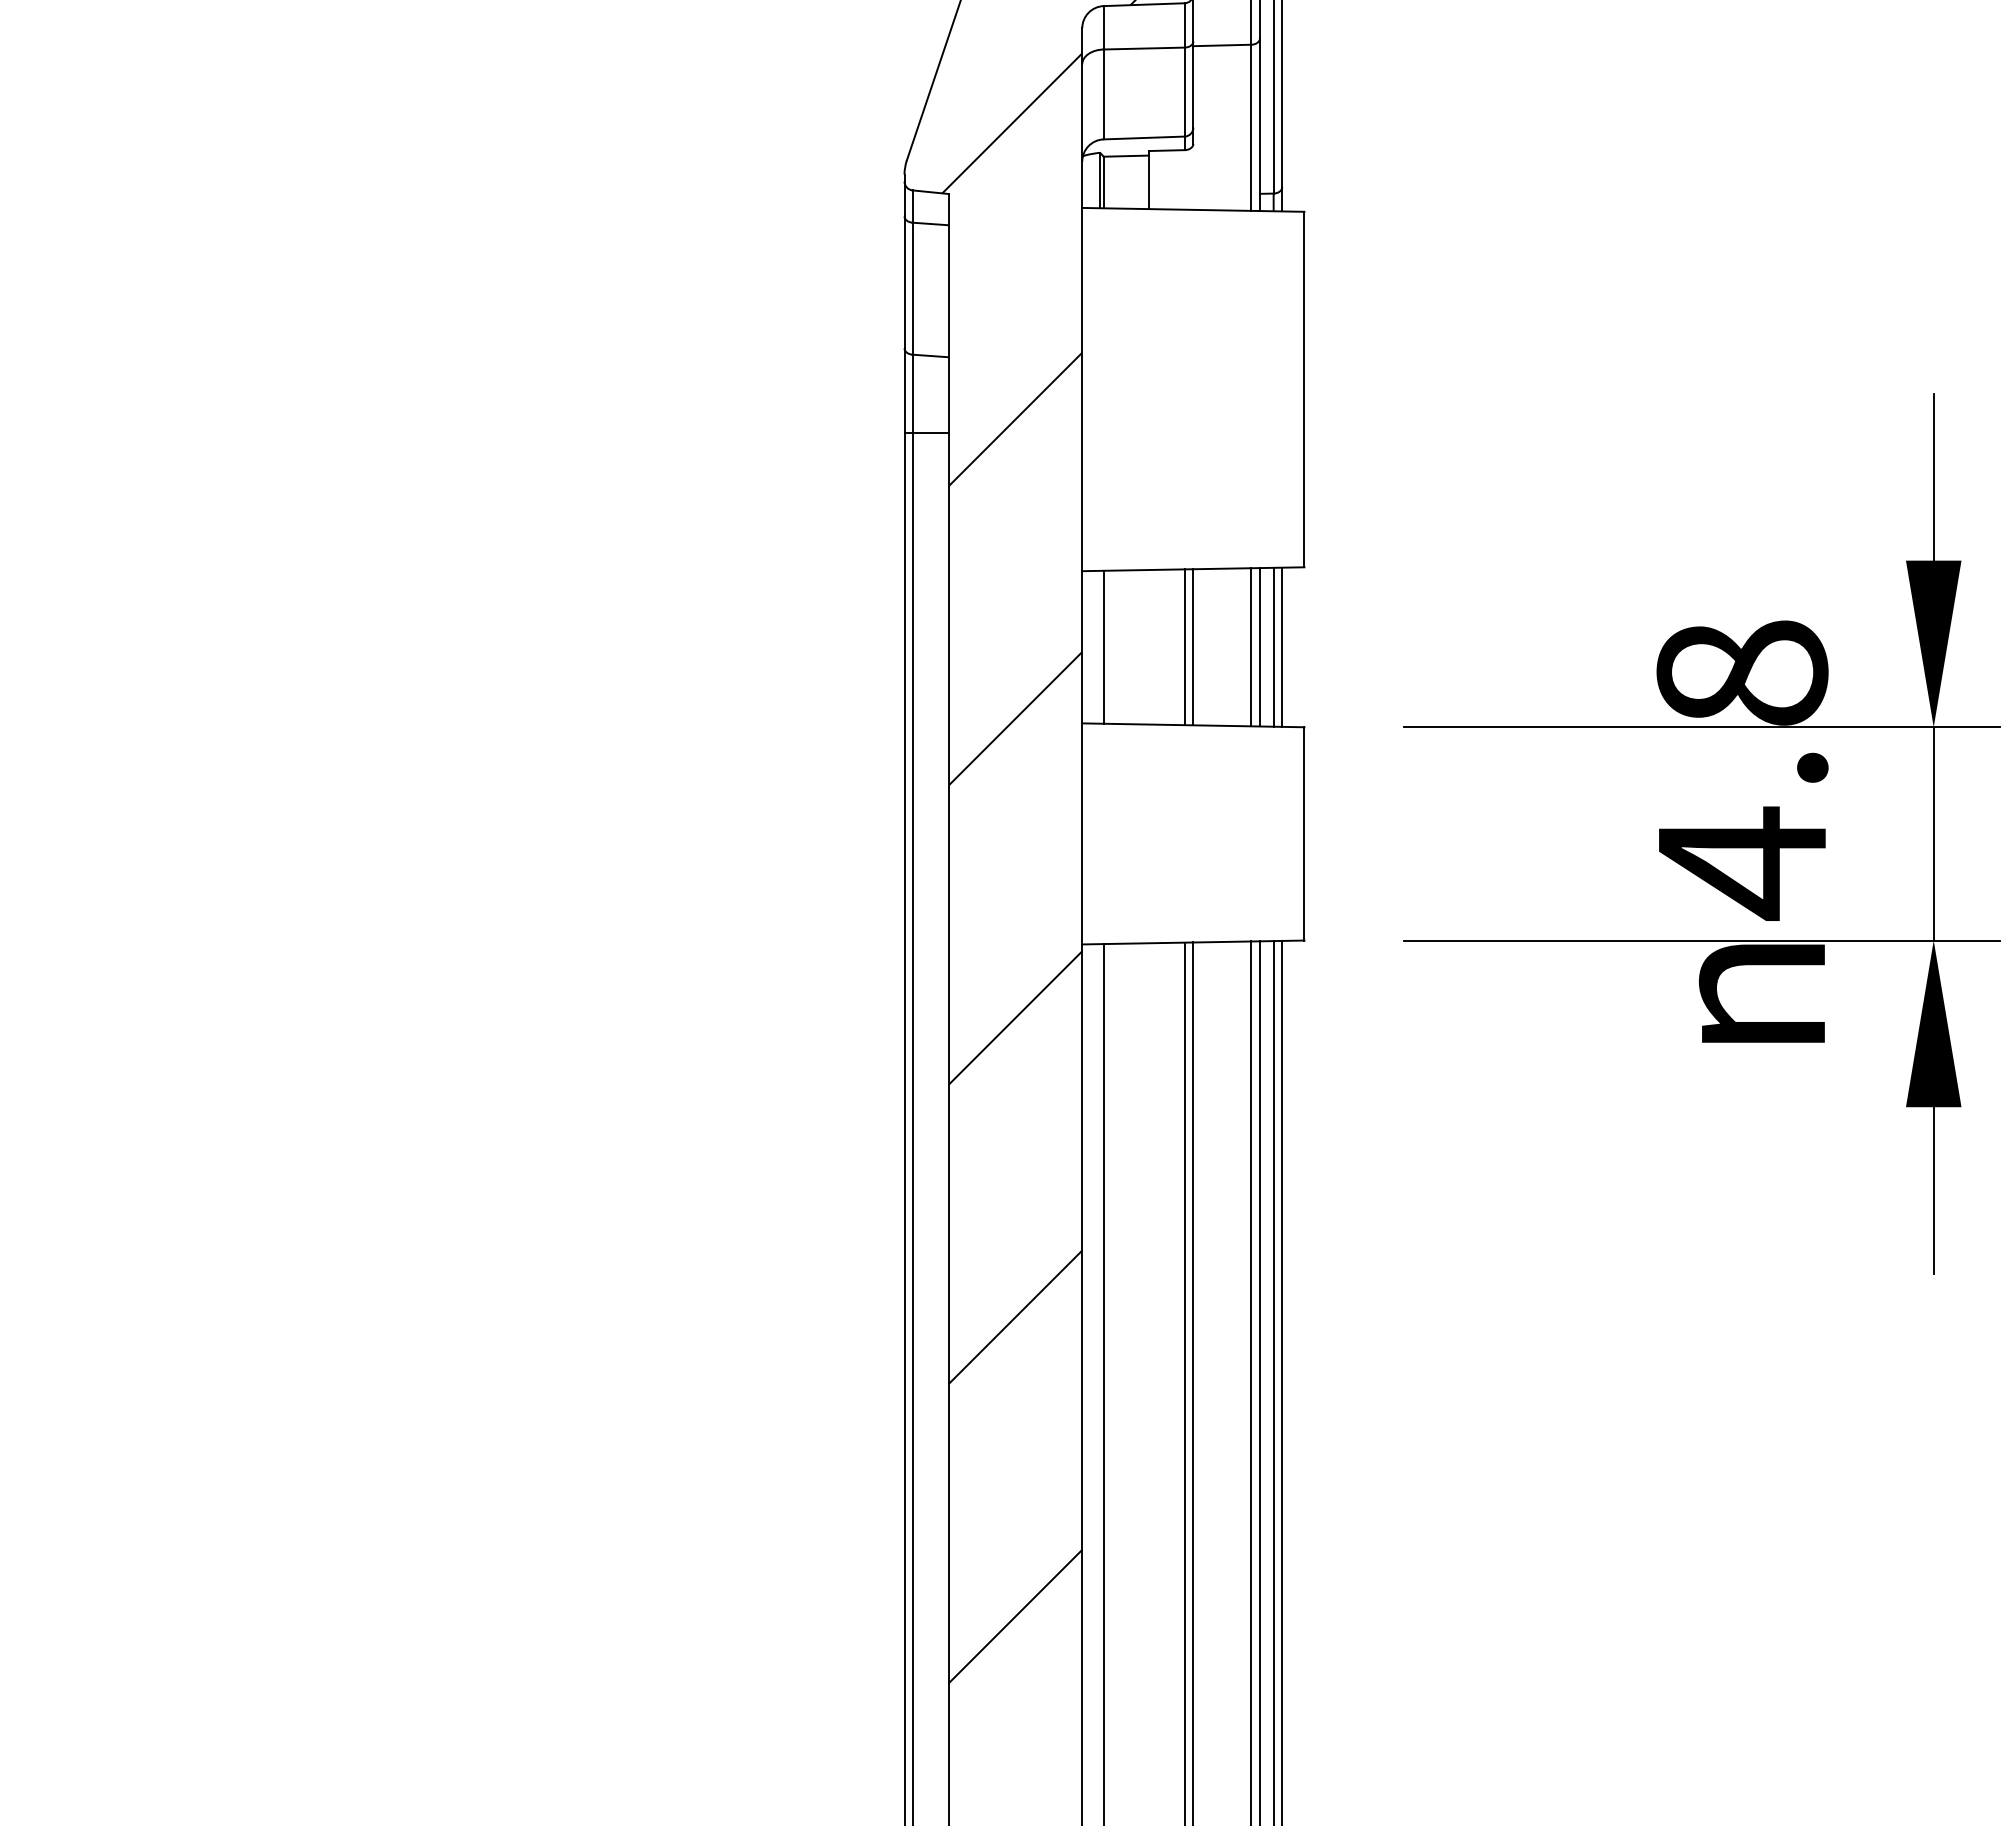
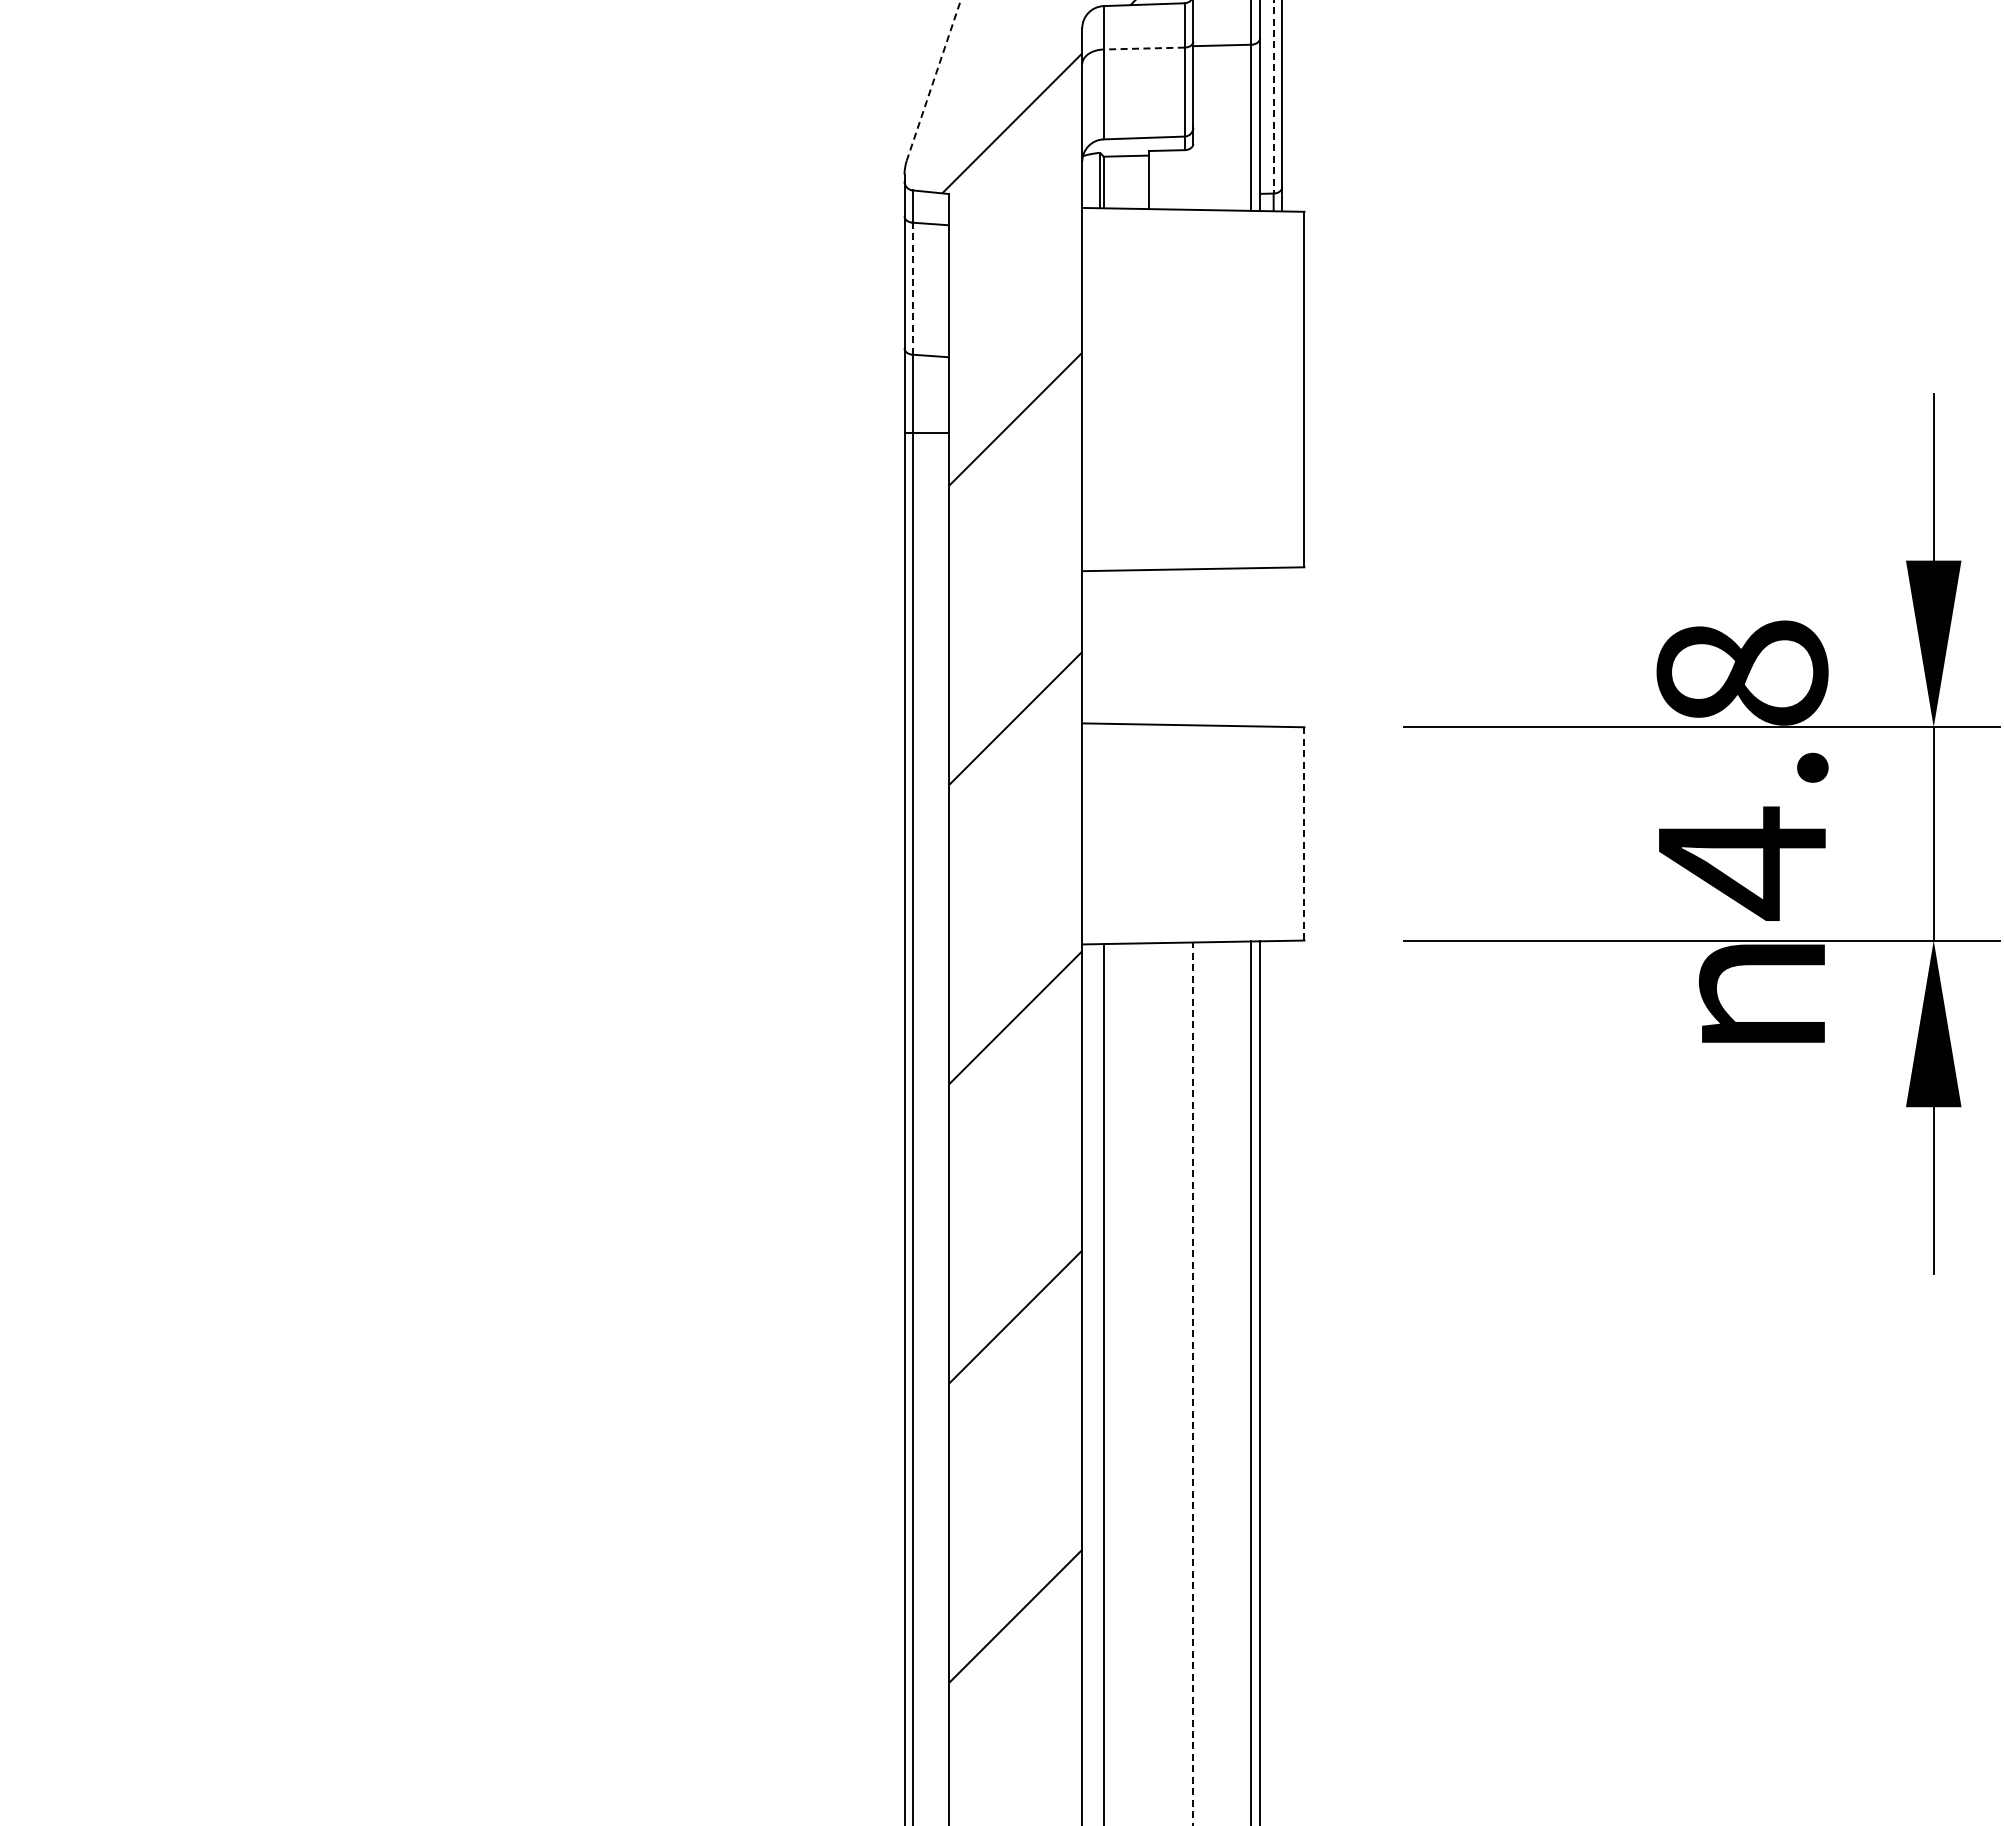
line: solid -> dashed (1144, 48)
line: solid -> dashed (933, 80)
line: solid -> dashed (1273, 97)
line: solid -> dashed (912, 288)
line: present -> none (1103, 646)
line: present -> none (1273, 646)
line: present -> none (1282, 646)
line: present -> none (1184, 647)
line: present -> none (1193, 647)
line: present -> none (1251, 647)
line: present -> none (1260, 647)
line: solid -> dashed (1304, 833)
line: present -> none (1273, 1381)
line: present -> none (1282, 1381)
line: present -> none (1184, 1382)
line: solid -> dashed (1193, 1383)
